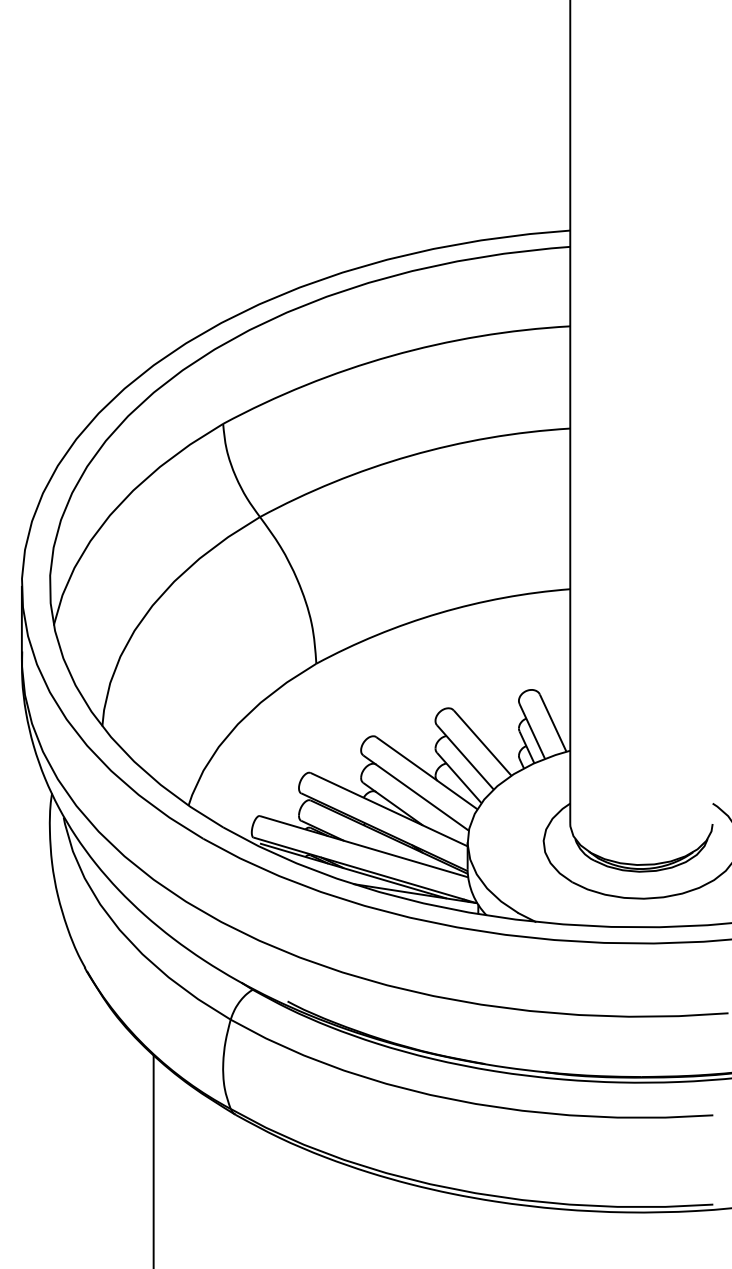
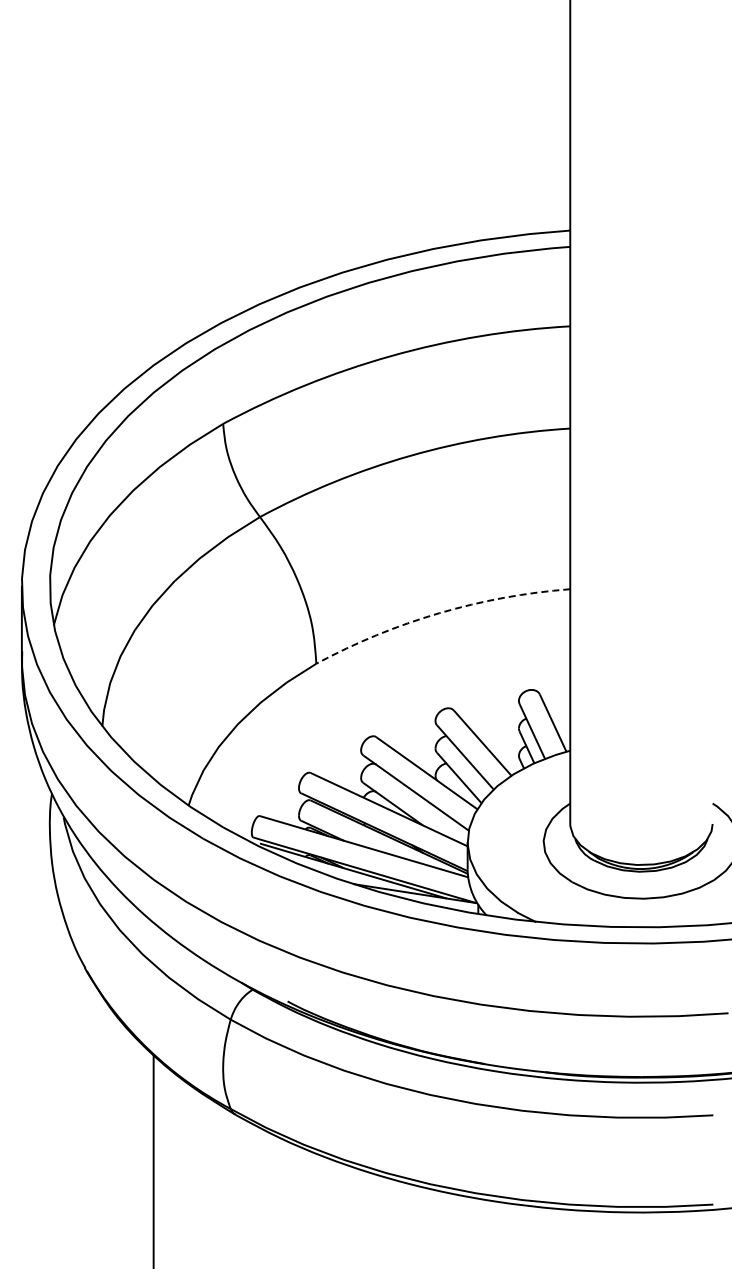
arc: solid -> dashed (439, 613)
